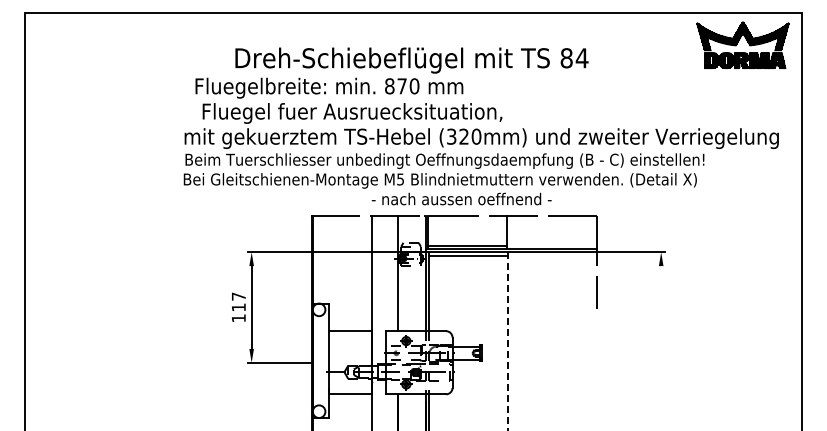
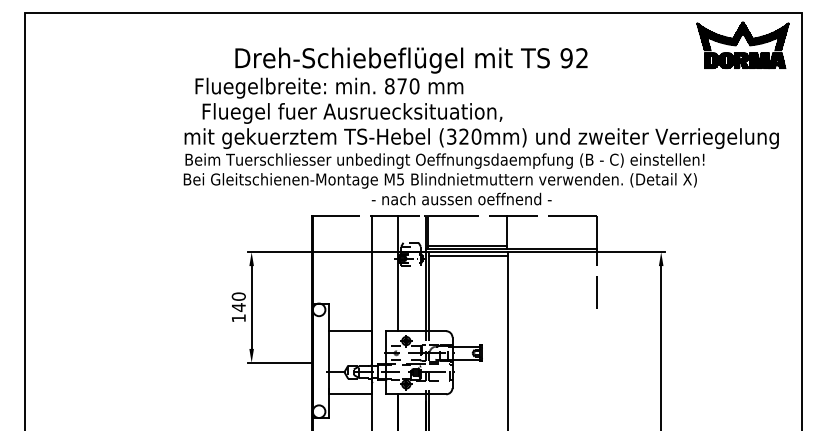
text: 84 -> 92 (574, 58)
text: 117 -> 140 (238, 302)
line: dashed -> solid (507, 341)
line: none -> present (661, 346)
